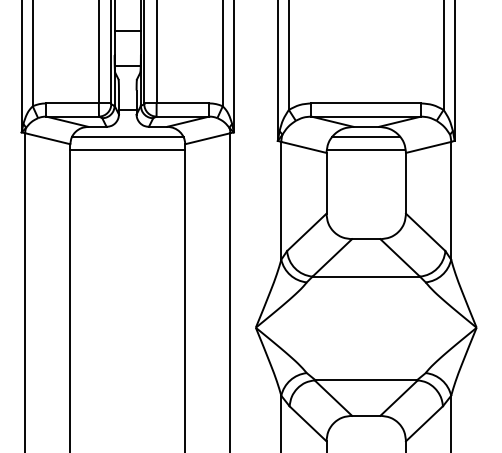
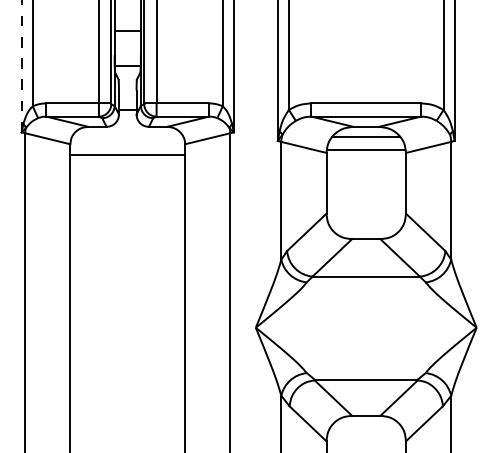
line: solid -> dashed (21, 66)
line: present -> none (127, 136)
line position: (127, 150) -> (127, 155) (127, 155)
